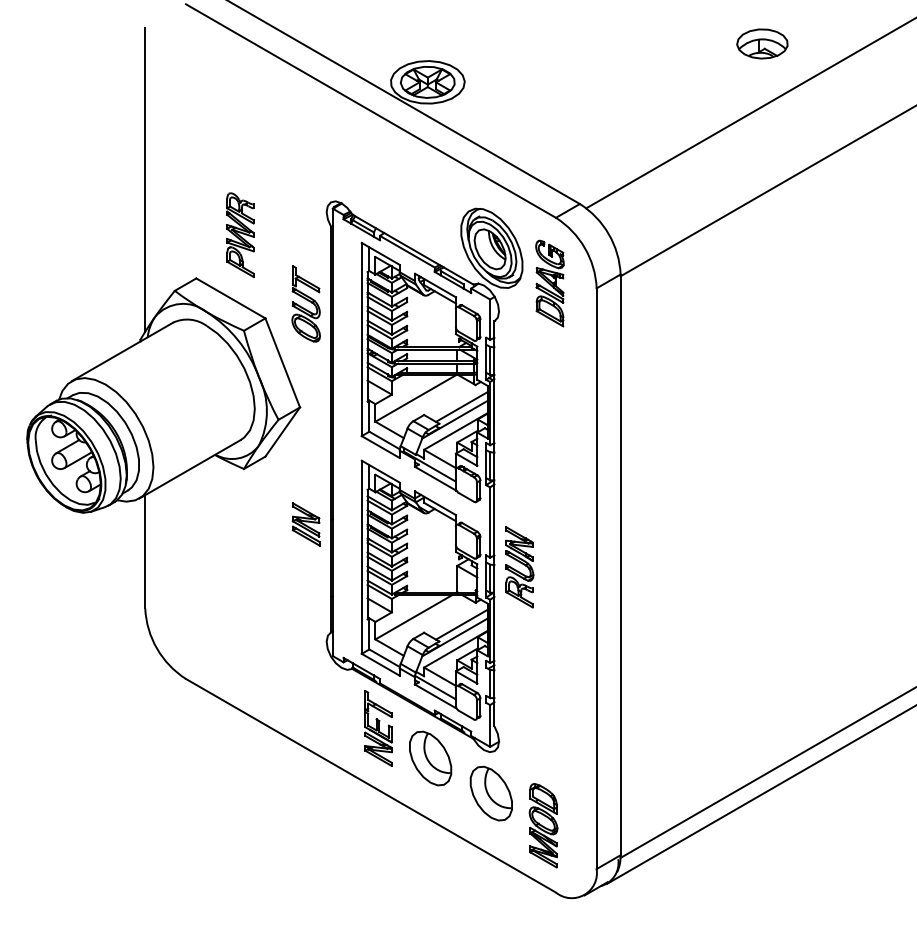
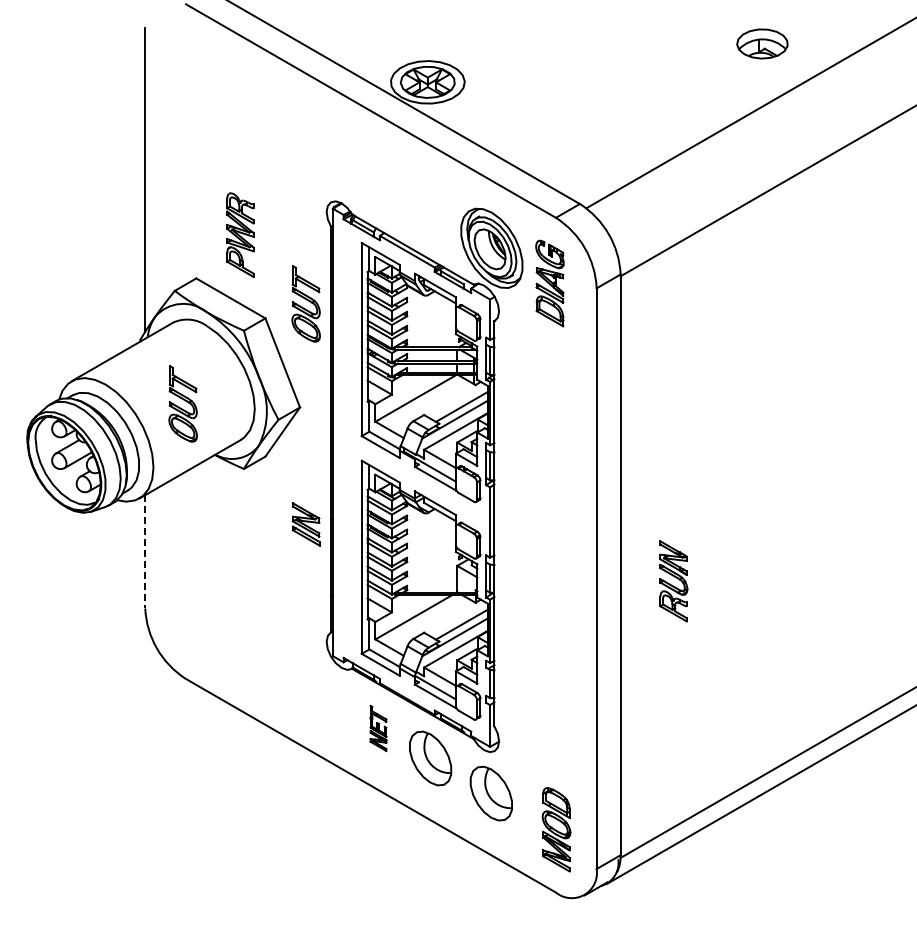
part: none -> present (182, 403)
line: solid -> dashed (145, 551)
part position: (519, 567) -> (673, 581) (673, 581)
part size: 29x77 px -> 19x47 px (378, 728)
part position: (543, 825) -> (556, 829) (556, 829)
